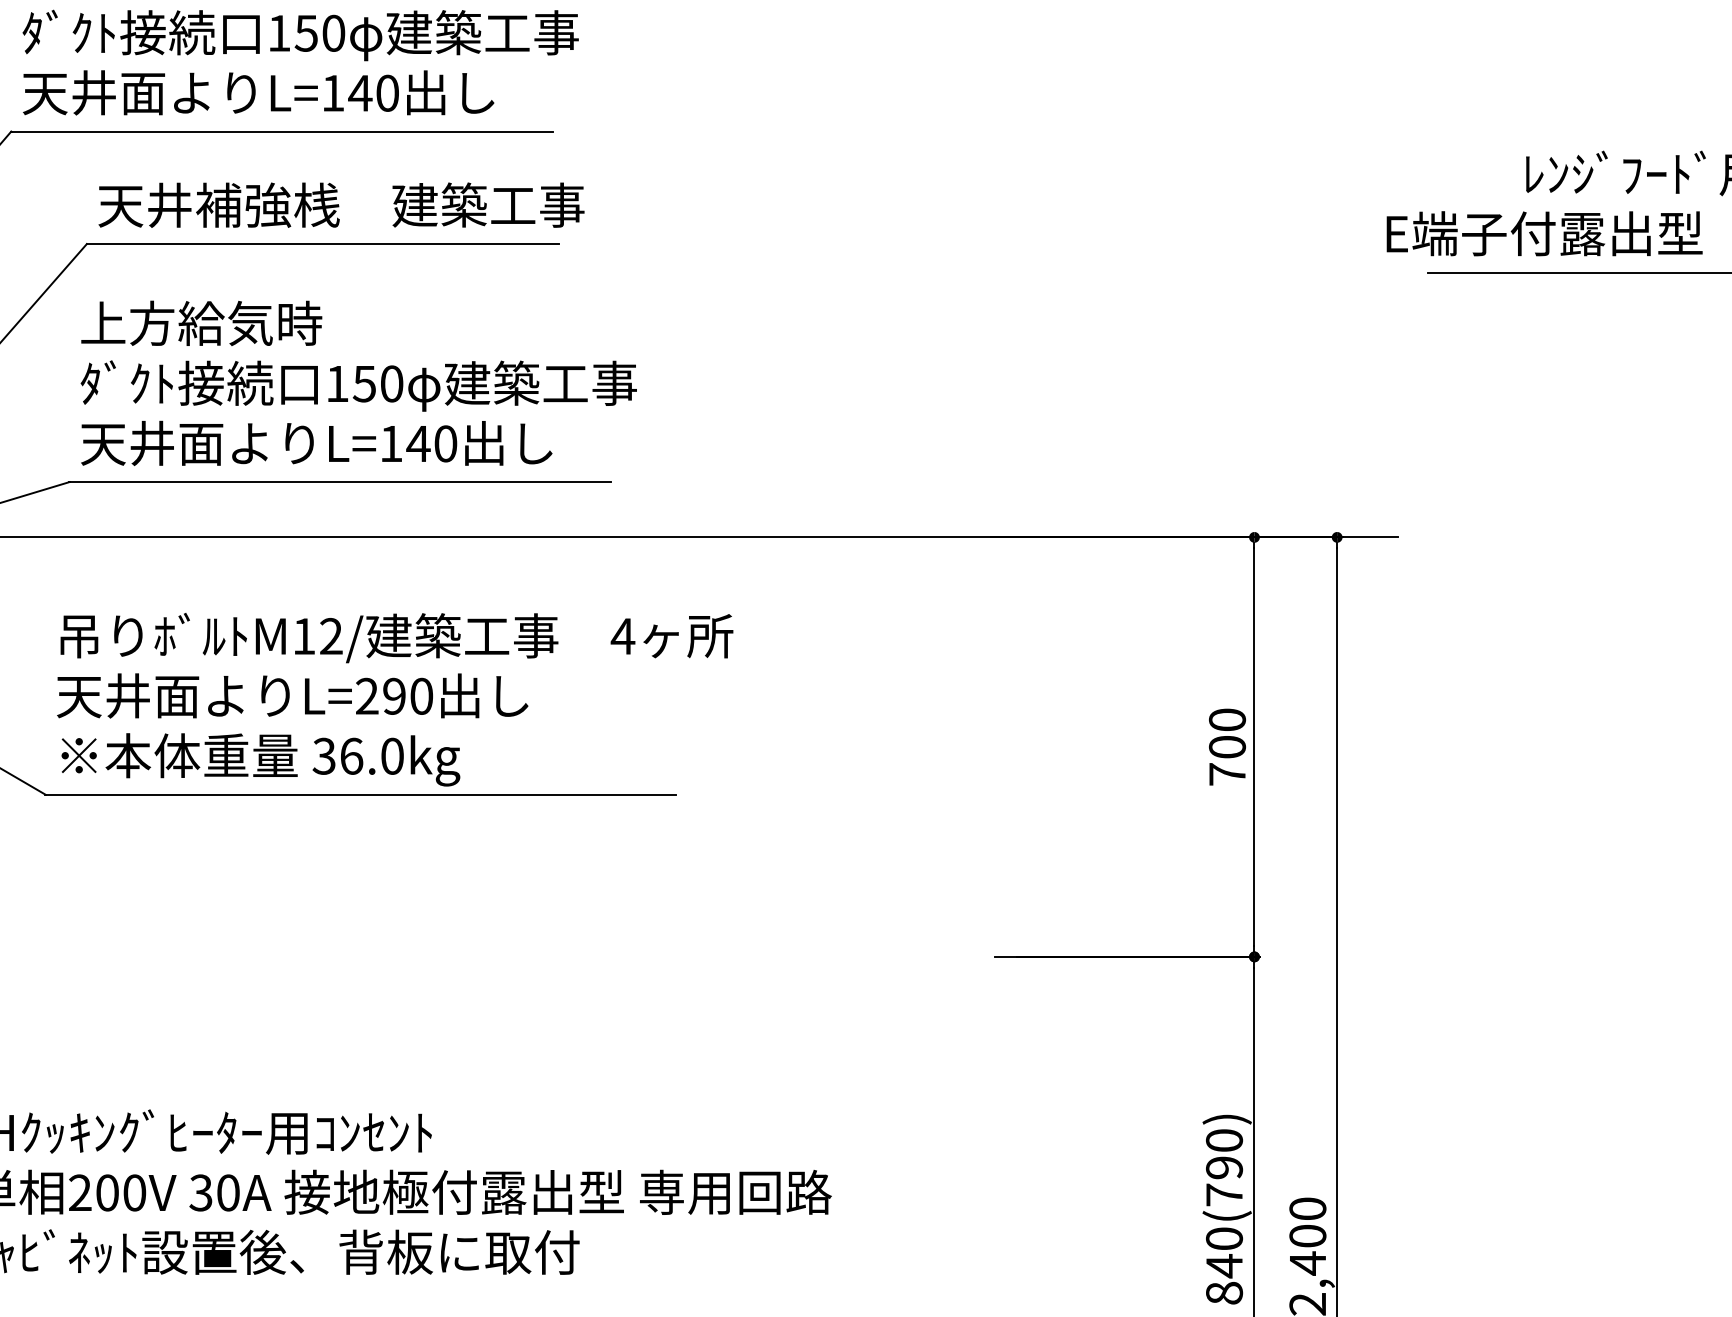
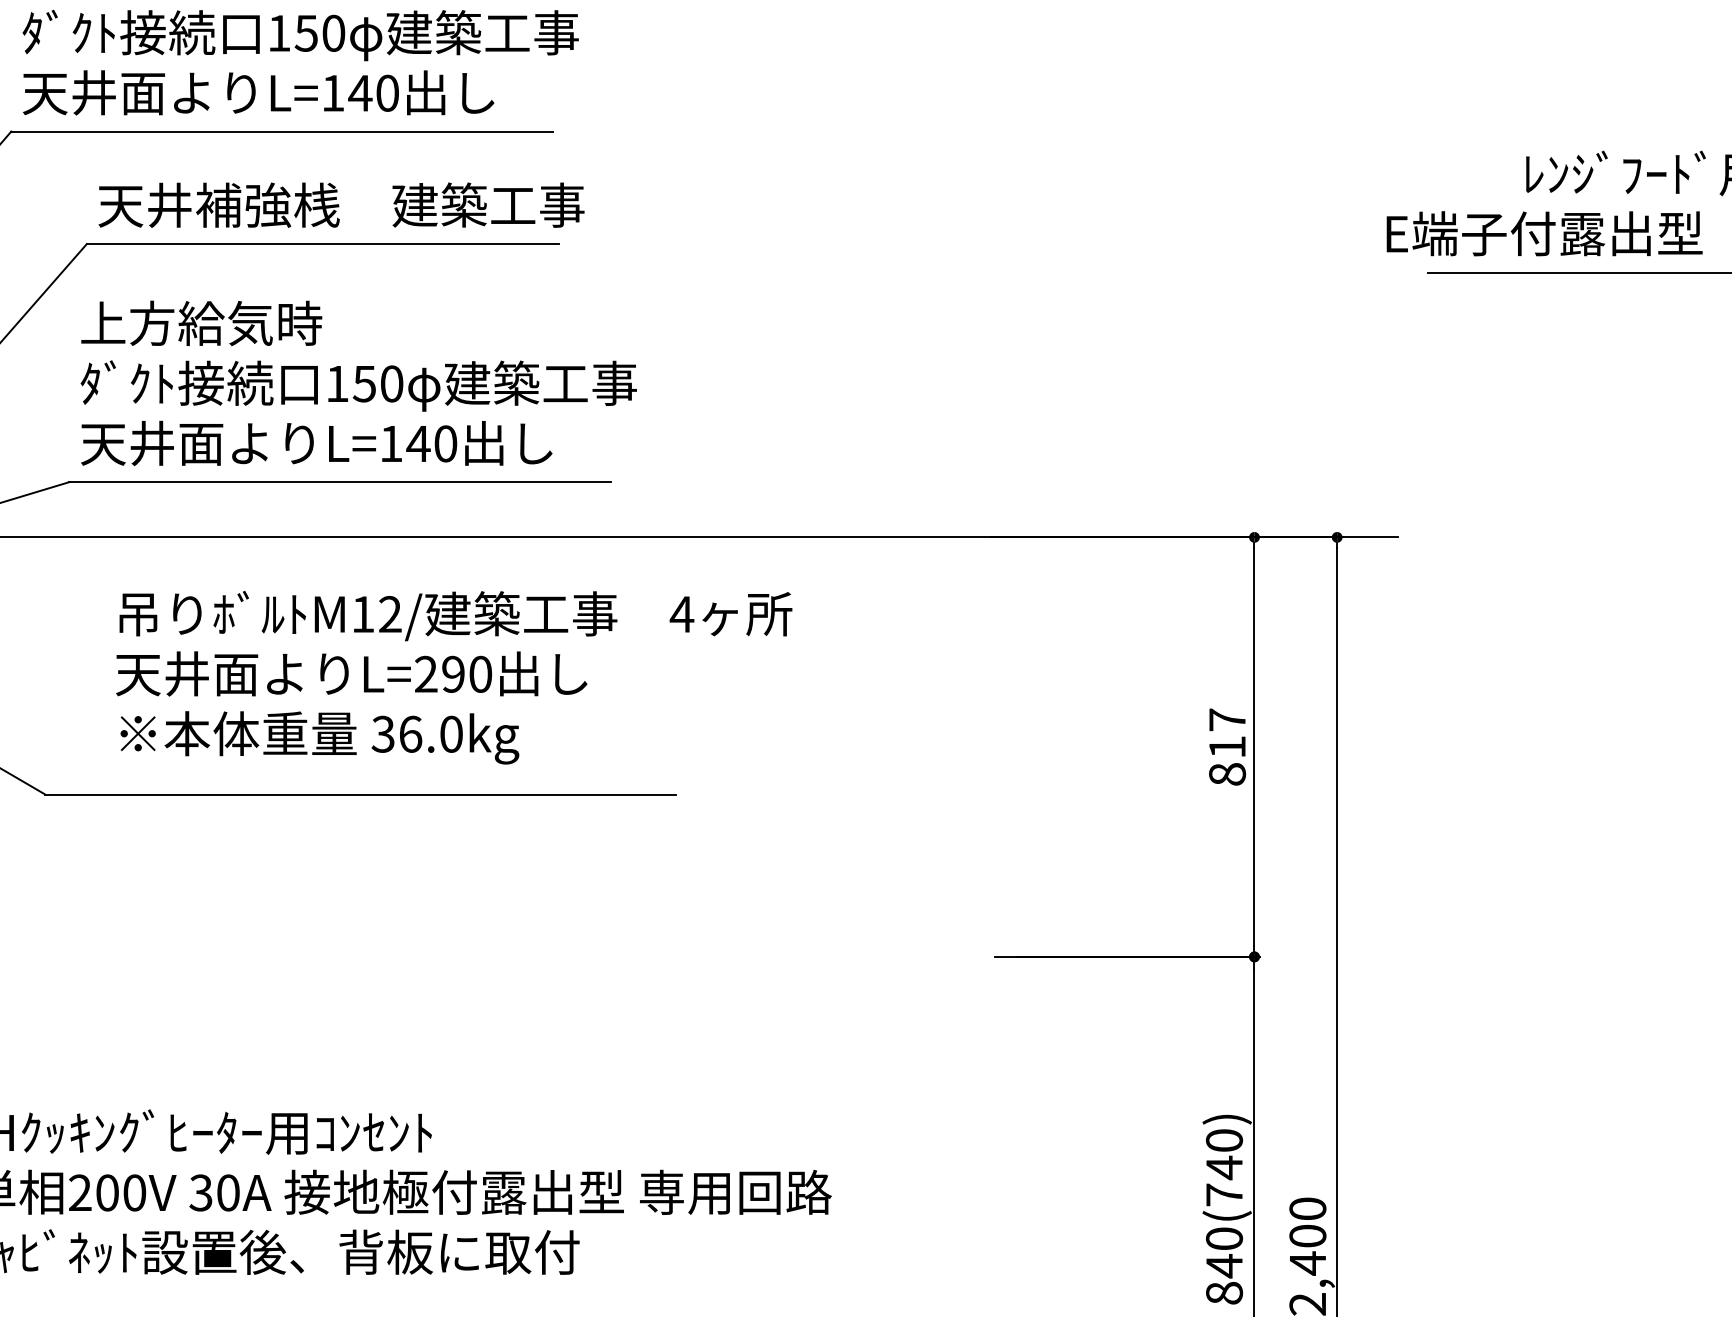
text position: (395, 699) -> (454, 677) (454, 677)
text: 700 -> 817 (1227, 746)
text: 840(790) -> 840(740) (1224, 1167)
